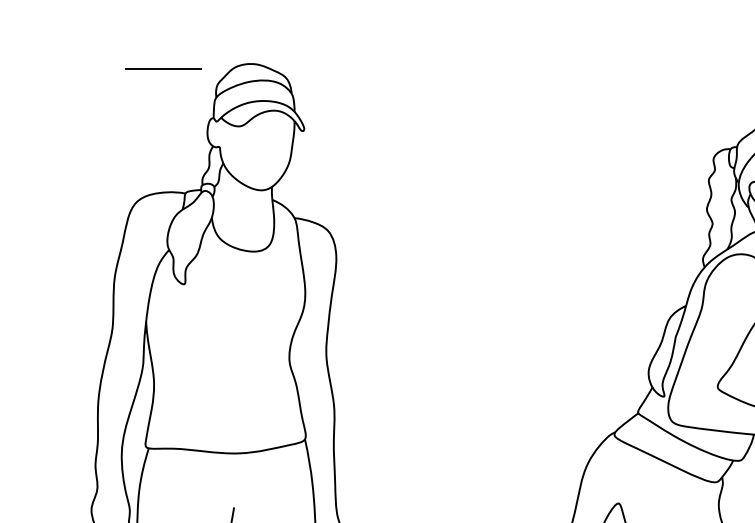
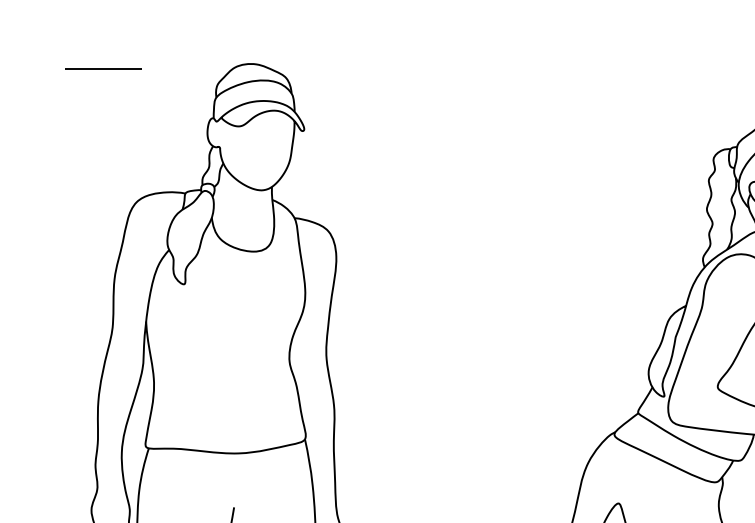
line position: (163, 68) -> (103, 68) (103, 68)
